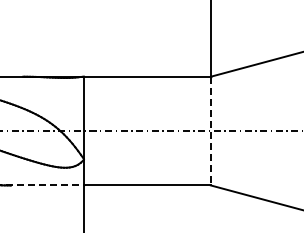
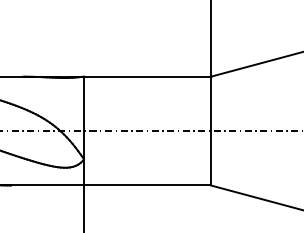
line: dashed -> solid (210, 131)
line: dashed -> solid (42, 185)
